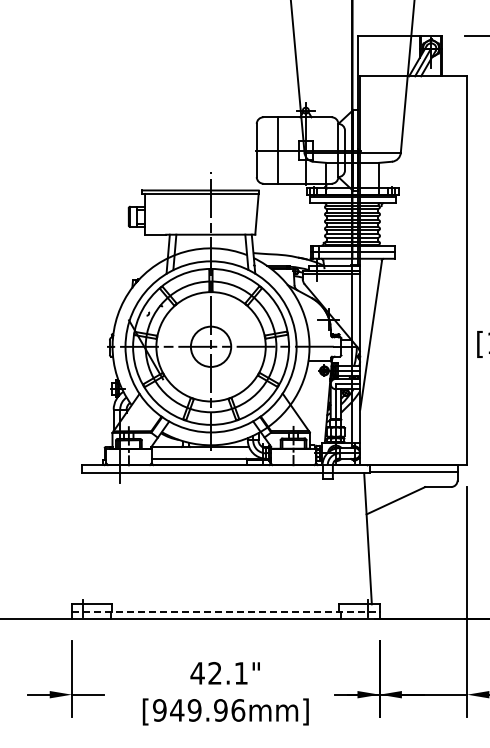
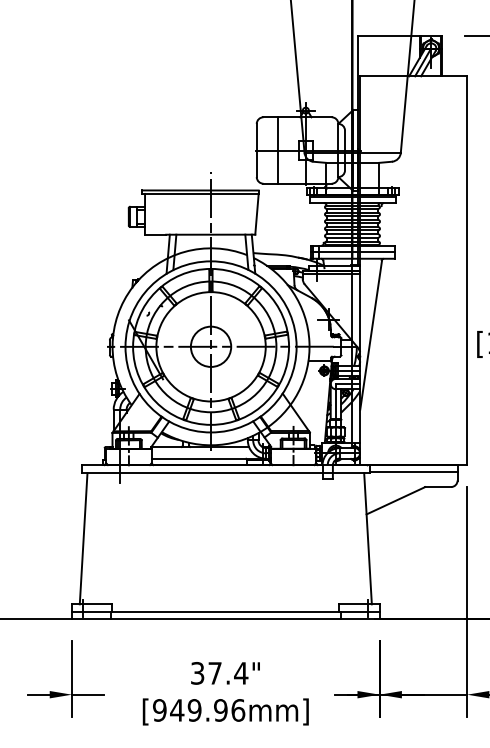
line: none -> present (83, 538)
line: dashed -> solid (225, 612)
text: 42.1" -> 37.4" (219, 673)
